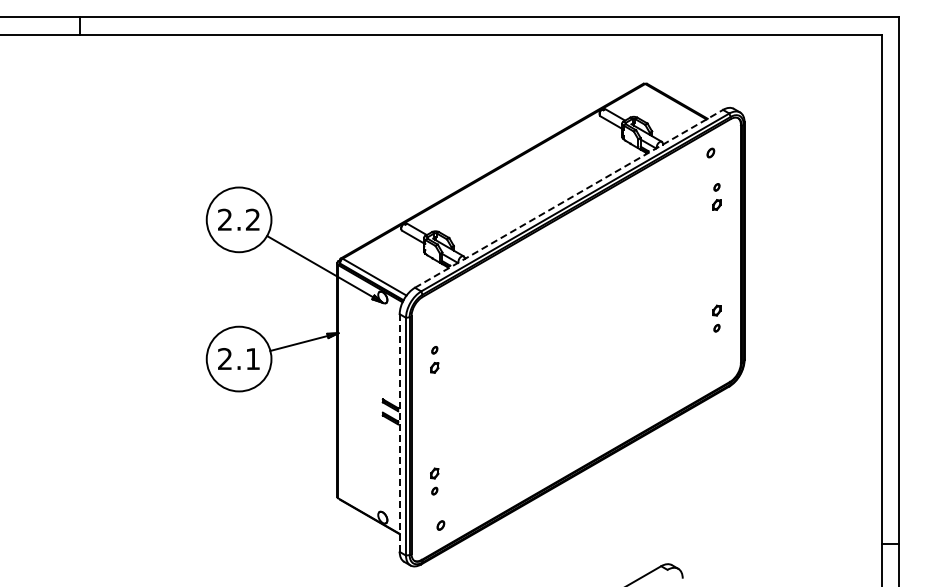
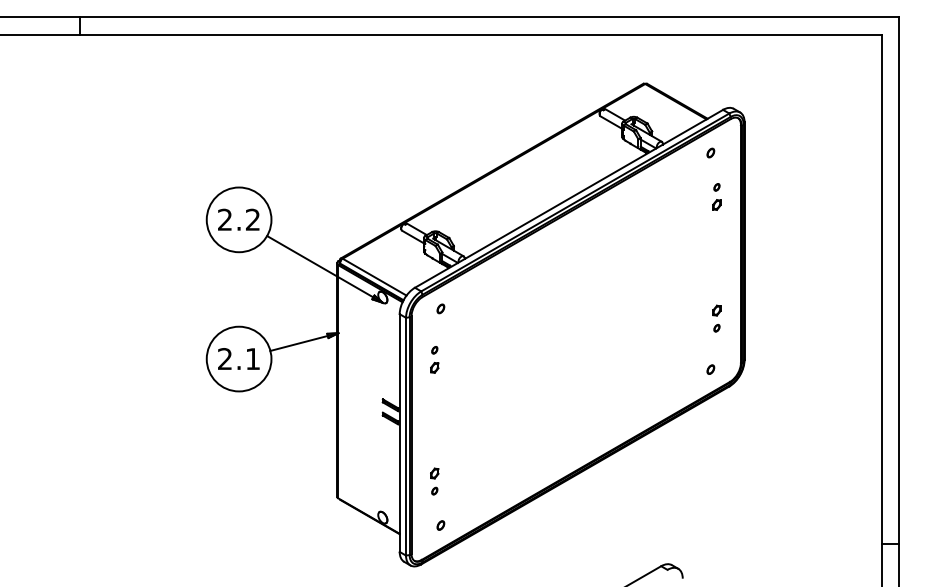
line: dashed -> solid (569, 198)
part: none -> present (440, 308)
part: none -> present (710, 369)
line: dashed -> solid (399, 433)
